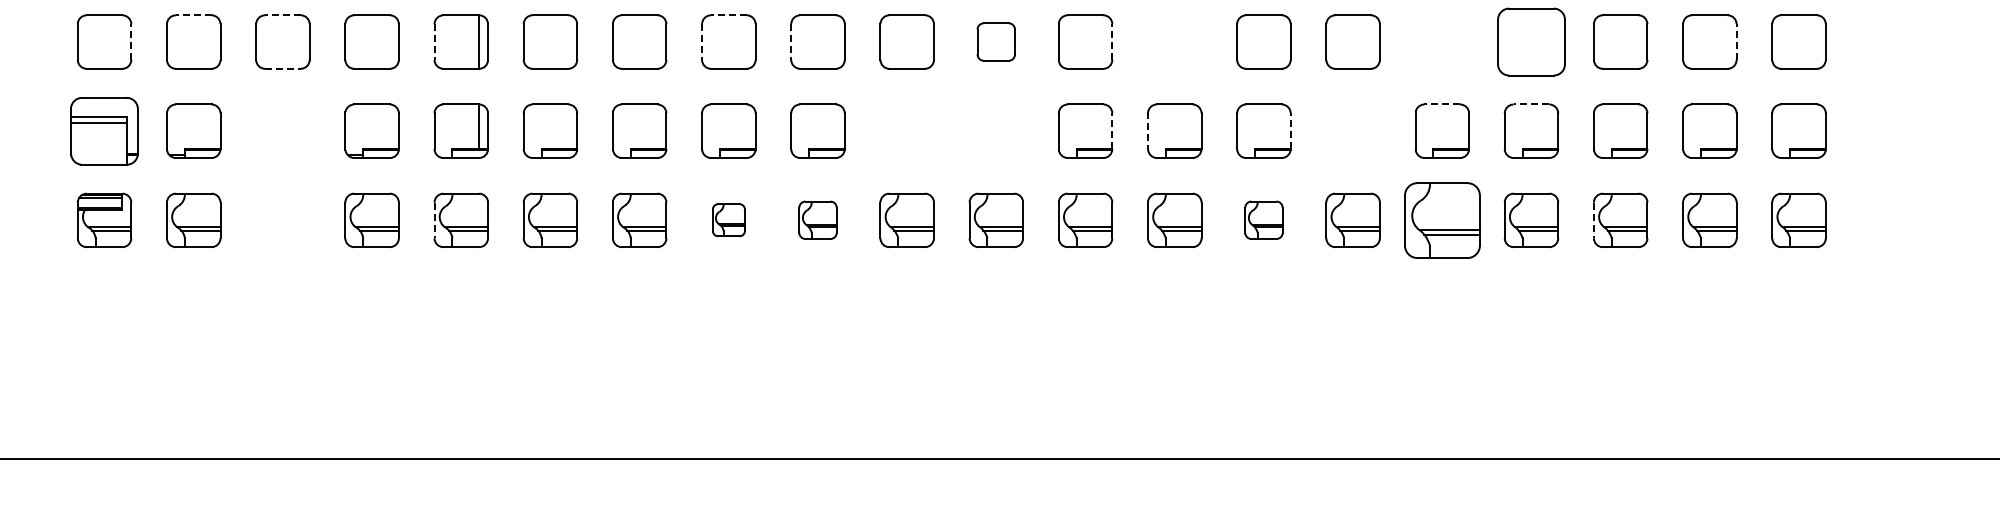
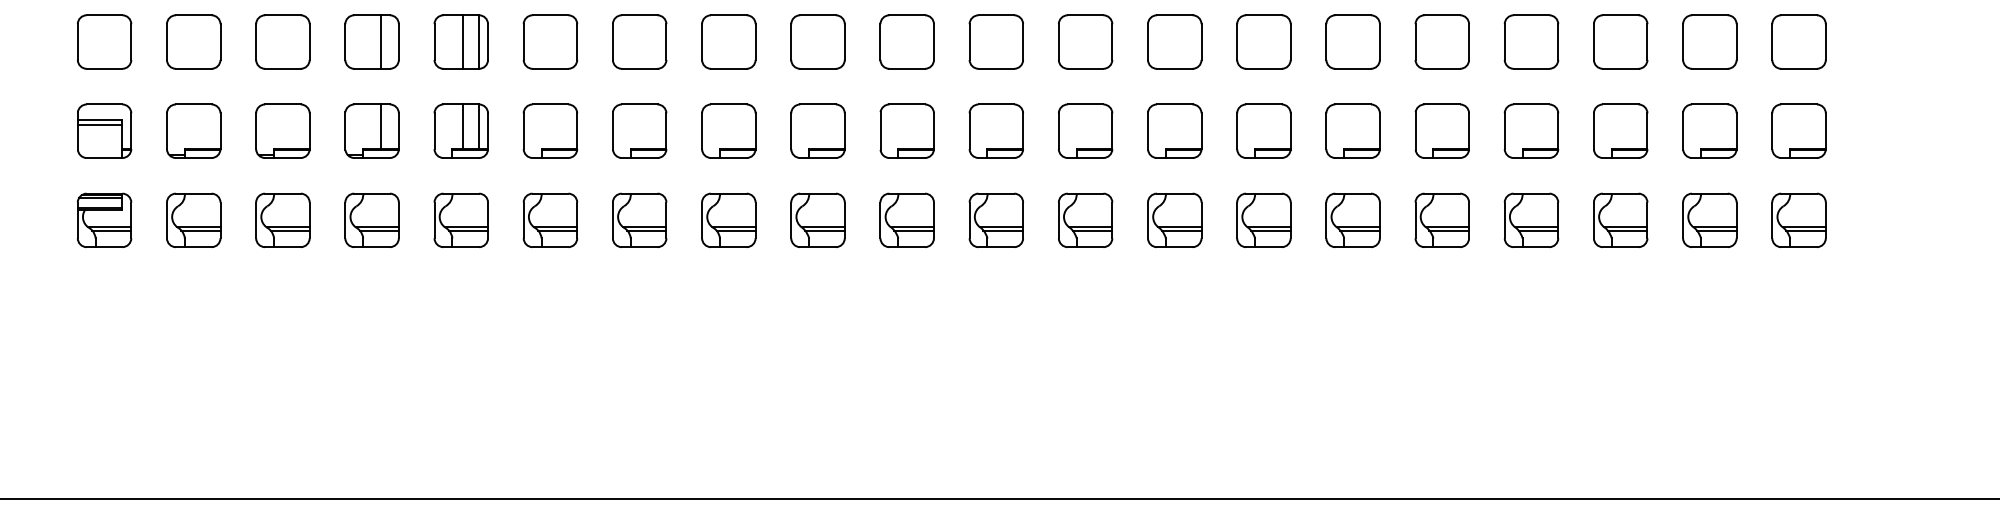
line: dashed -> solid (193, 15)
line: dashed -> solid (282, 15)
line: dashed -> solid (728, 15)
line: none -> present (381, 41)
line: none -> present (463, 41)
part size: 40x40 px -> 56x56 px (995, 41)
part: none -> present (1174, 41)
part: none -> present (1441, 41)
part size: 69x70 px -> 57x56 px (1531, 41)
line: dashed -> solid (131, 42)
line: dashed -> solid (434, 42)
line: dashed -> solid (702, 42)
line: dashed -> solid (791, 42)
line: dashed -> solid (1112, 42)
line: dashed -> solid (1736, 42)
line: dashed -> solid (282, 68)
line: dashed -> solid (1442, 104)
line: dashed -> solid (1531, 104)
line: none -> present (381, 126)
line: none -> present (463, 126)
part: none -> present (282, 130)
part: none -> present (906, 130)
part: none -> present (995, 130)
part: none -> present (1352, 130)
part size: 69x69 px -> 56x56 px (104, 130)
line: dashed -> solid (1112, 131)
line: dashed -> solid (1148, 131)
line: dashed -> solid (1290, 131)
part: none -> present (282, 219)
part size: 40x40 px -> 56x56 px (817, 219)
part size: 40x40 px -> 56x56 px (1263, 219)
line: dashed -> solid (434, 220)
part size: 34x35 px -> 56x56 px (728, 219)
part size: 77x77 px -> 56x56 px (1441, 219)
line: dashed -> solid (1593, 220)
line position: (999, 458) -> (999, 498) (999, 498)
